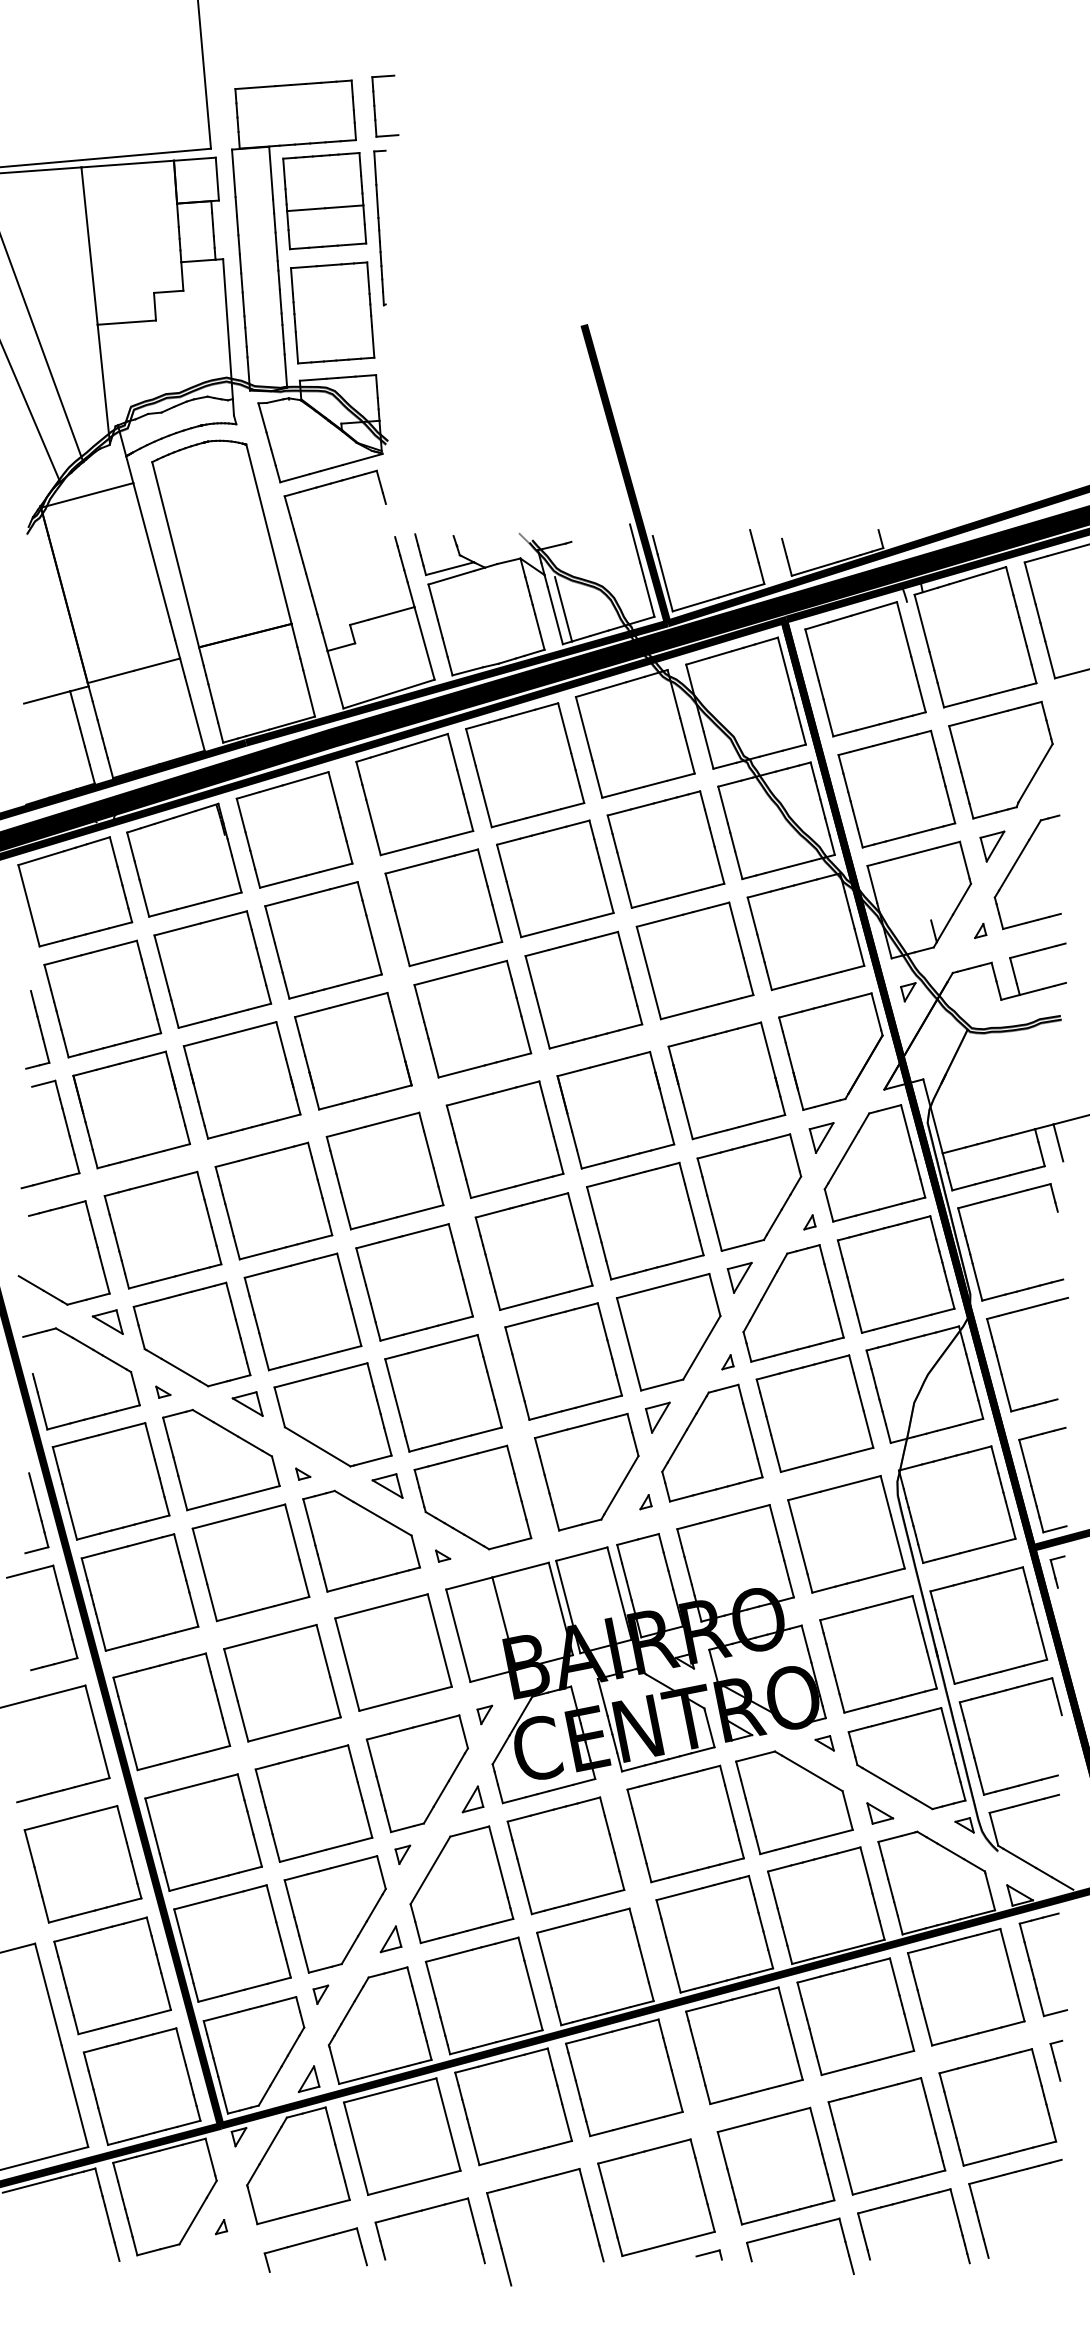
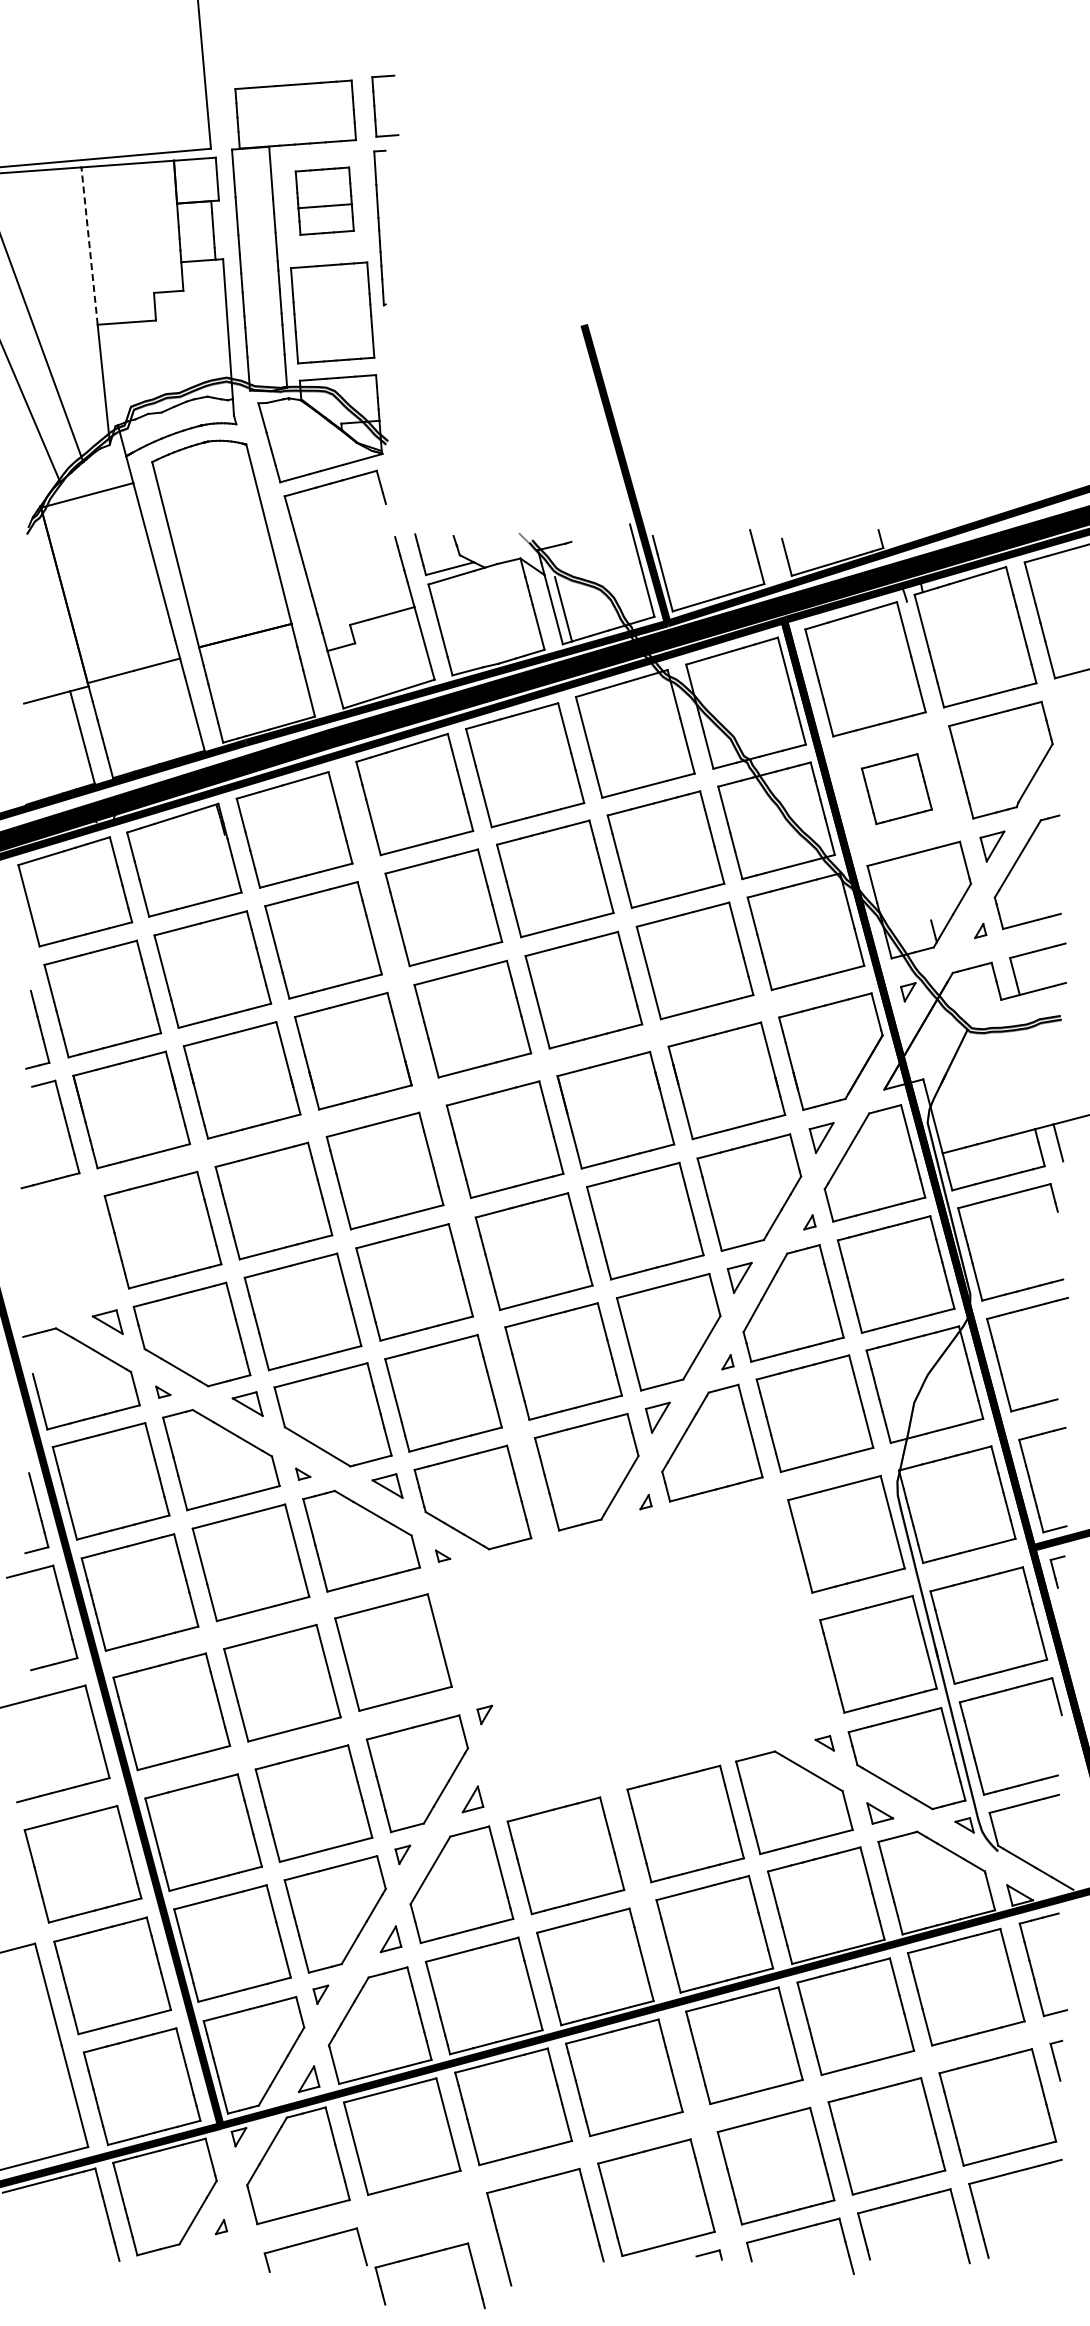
part size: 86x99 px -> 61x70 px (324, 200)
line: solid -> dashed (89, 245)
part size: 120x120 px -> 73x73 px (896, 789)
part: present -> none (95, 1244)
part: present -> none (635, 1654)
part position: (426, 2210) -> (426, 2255) (426, 2255)
